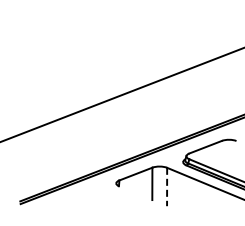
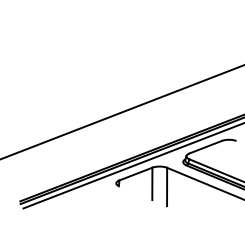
line position: (121, 94) -> (121, 112) (121, 112)
line: none -> present (132, 166)
line: dashed -> solid (167, 187)
